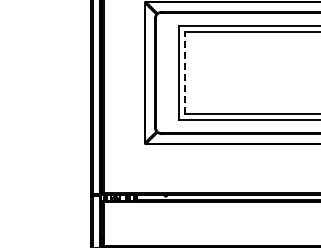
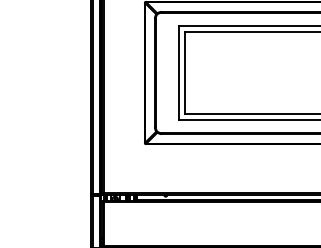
line: dashed -> solid (184, 72)
